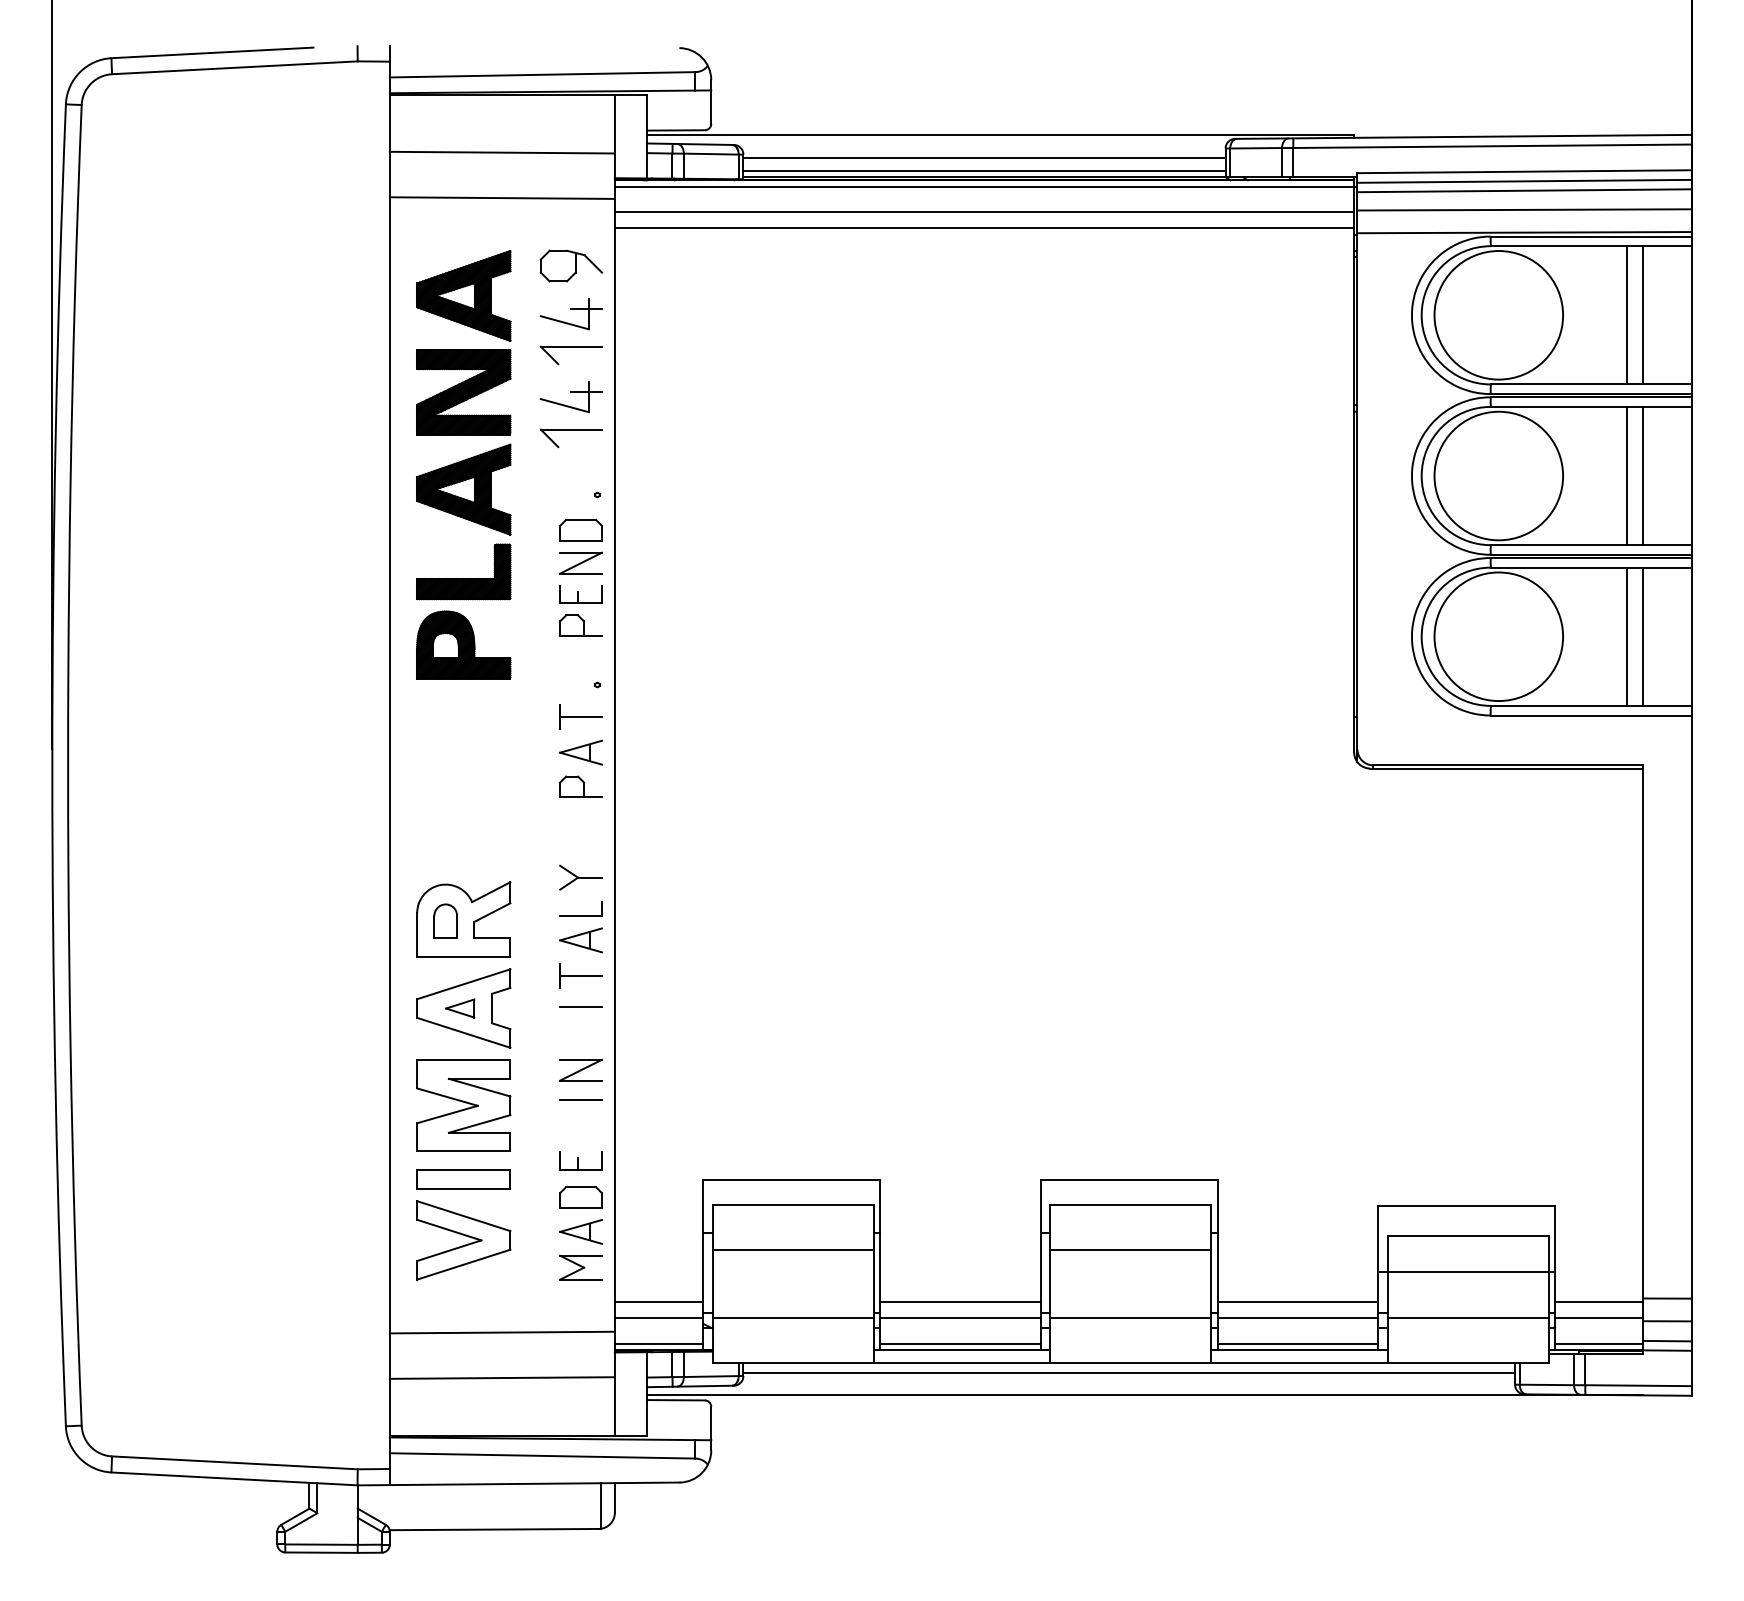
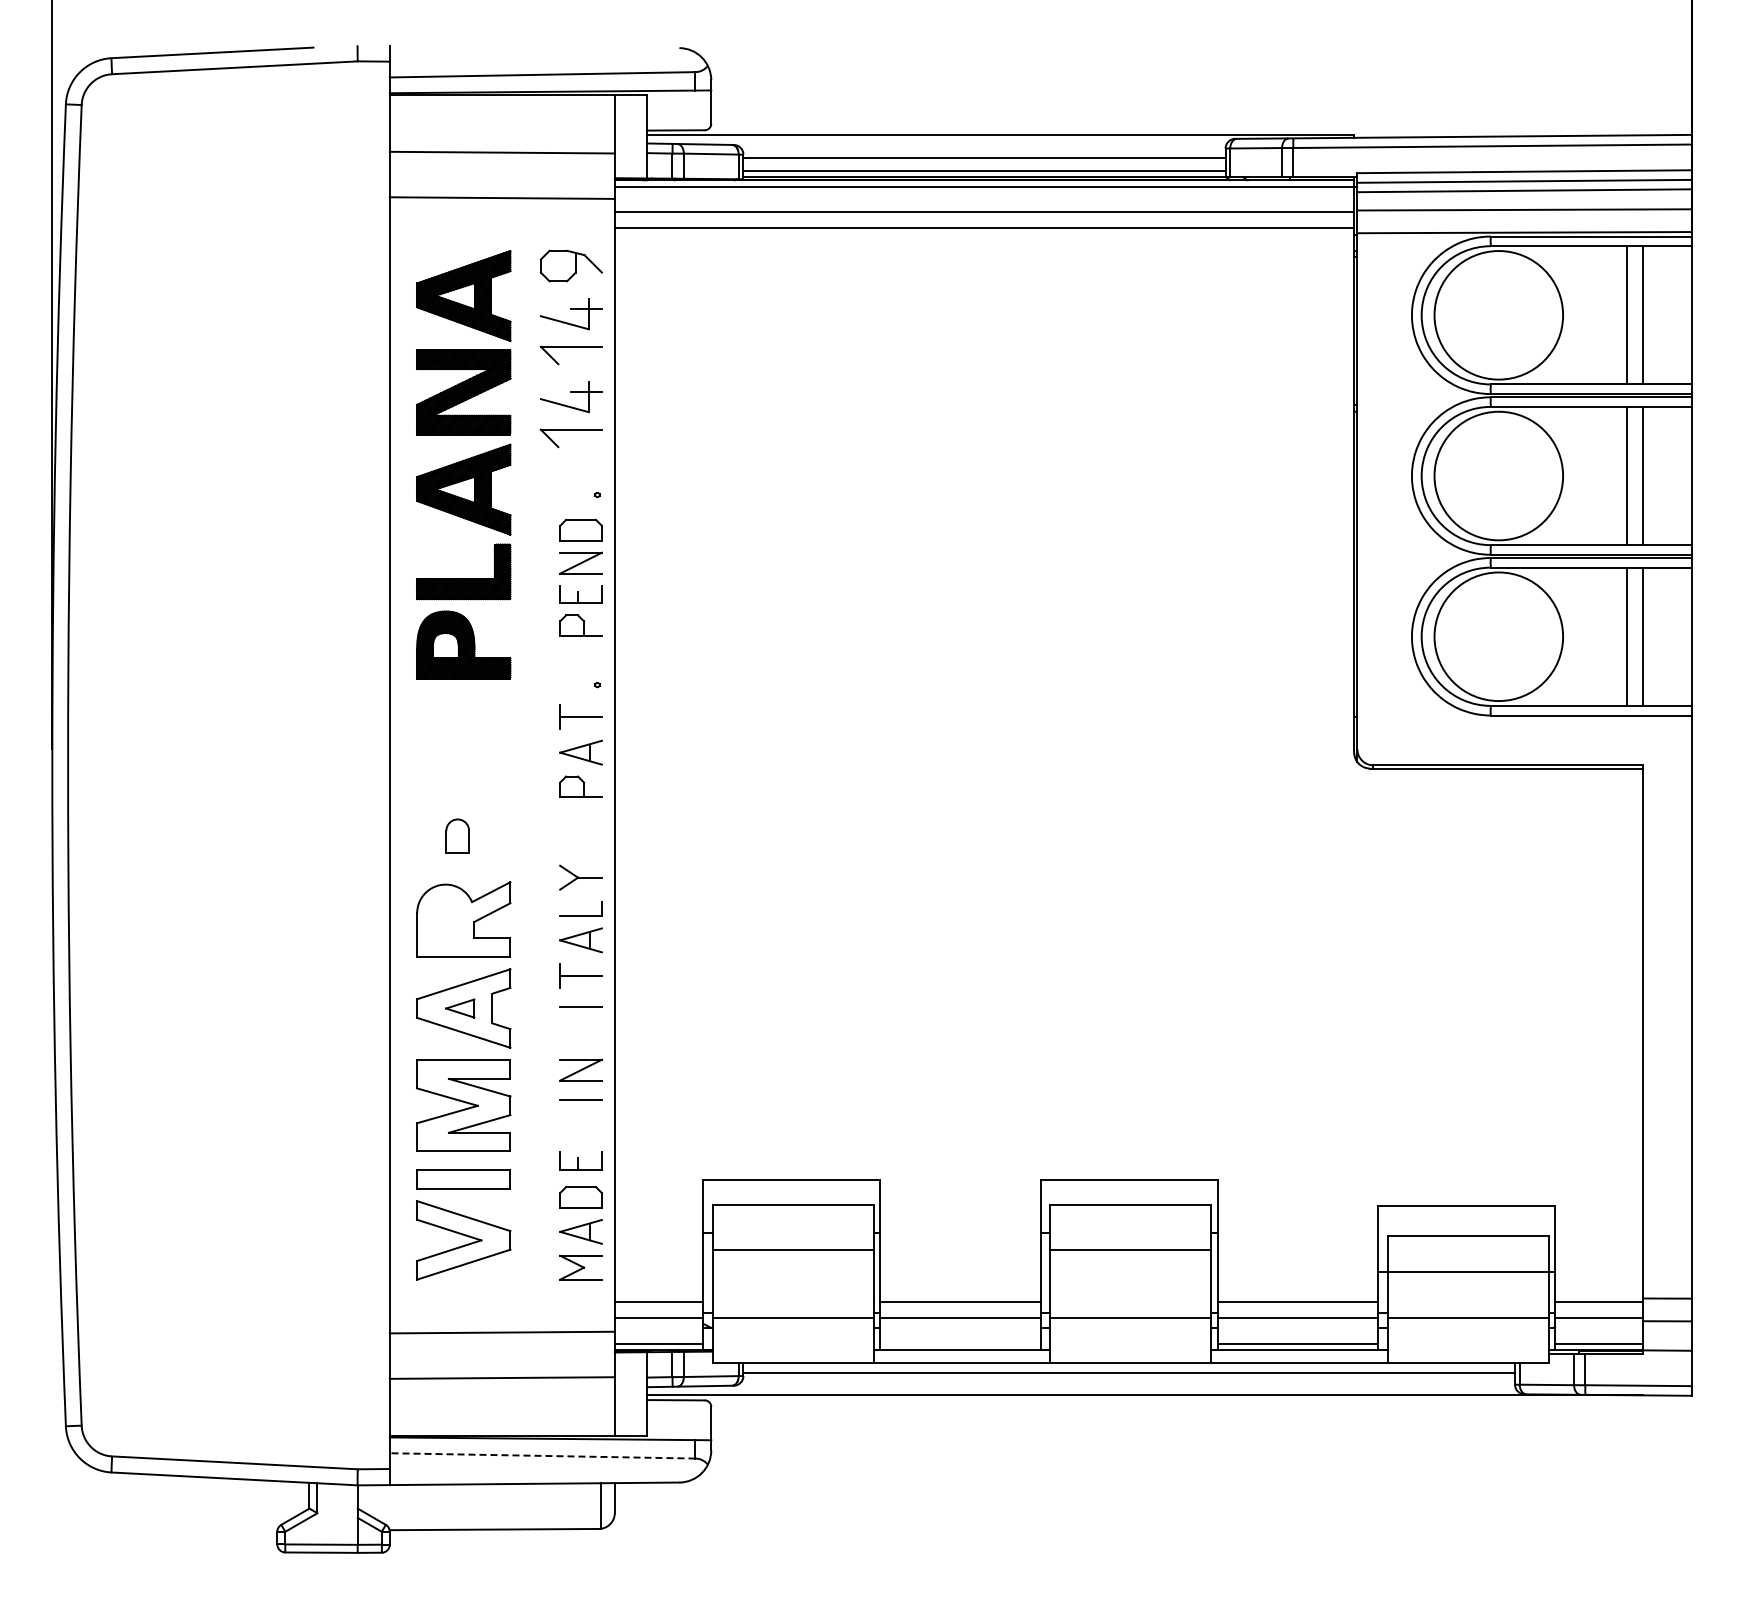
part position: (445, 920) -> (457, 835) (457, 835)
line: present -> none (1667, 1340)
line: present -> none (960, 1343)
line: solid -> dashed (542, 1455)
